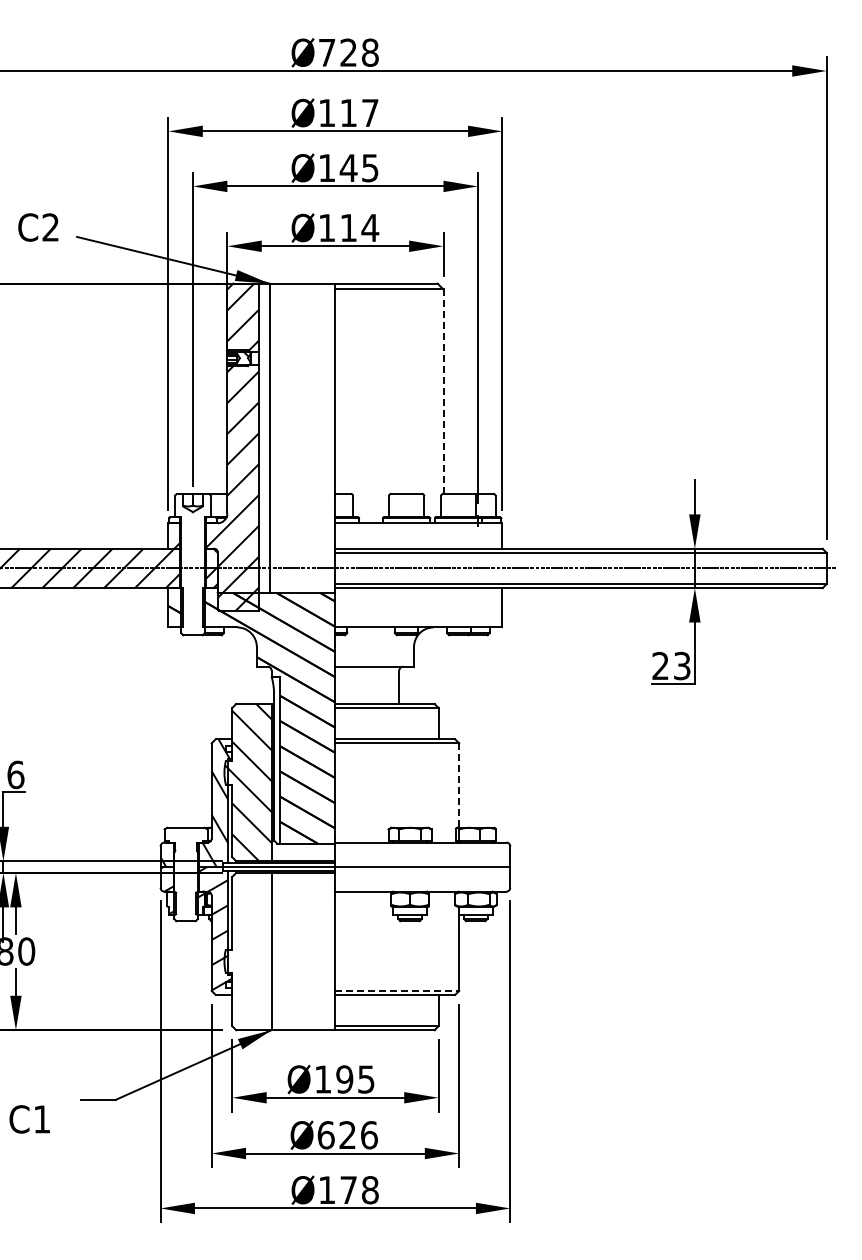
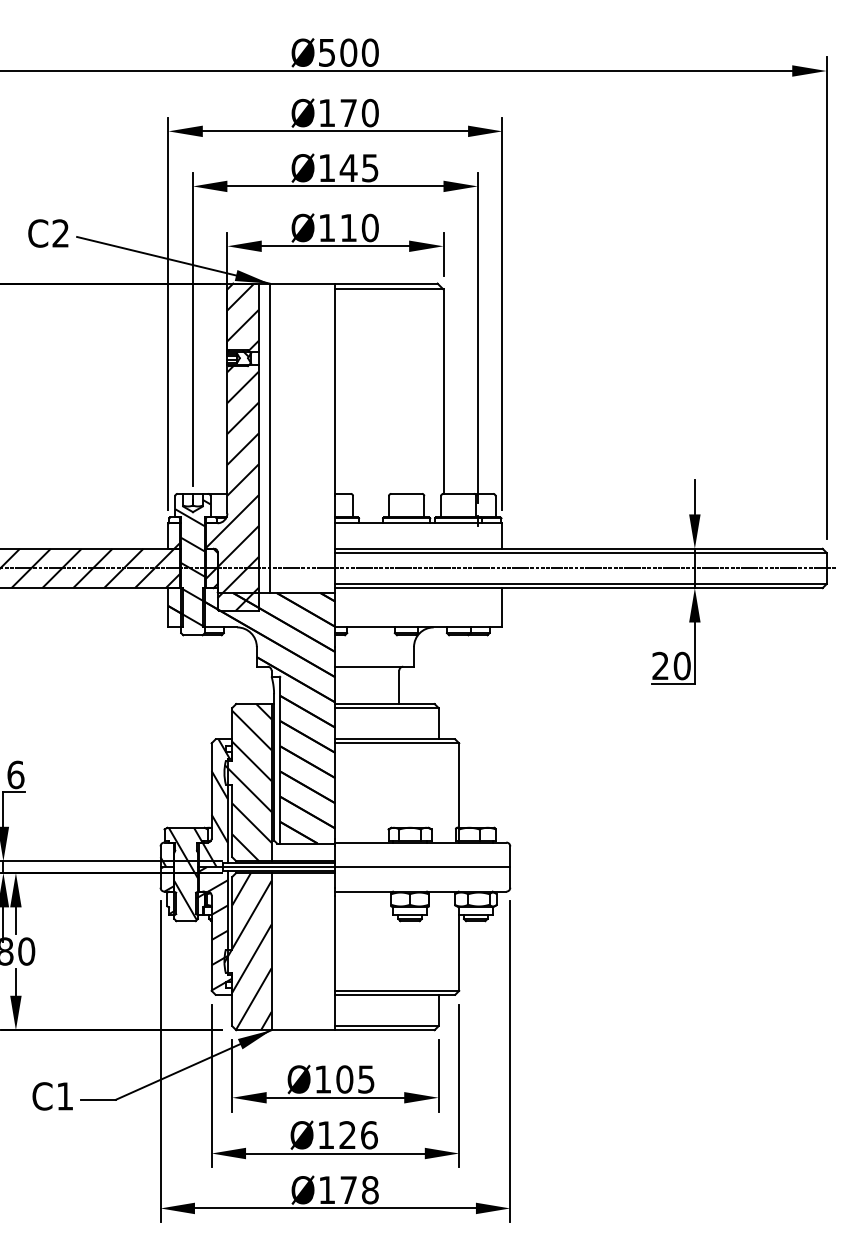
text: Ø728 -> Ø500 (348, 52)
text: Ø117 -> Ø170 (359, 112)
text position: (38, 227) -> (48, 233) (48, 233)
text: Ø114 -> Ø110 (370, 227)
line: dashed -> solid (443, 391)
hatch: none -> present (192, 563)
text: 23 -> 20 (681, 665)
line: dashed -> solid (459, 786)
hatch: none -> present (185, 873)
hatch: none -> present (247, 951)
line: dashed -> solid (397, 990)
text: Ø195 -> Ø105 (344, 1079)
text position: (29, 1119) -> (52, 1096) (52, 1096)
text: Ø626 -> Ø126 (325, 1135)
